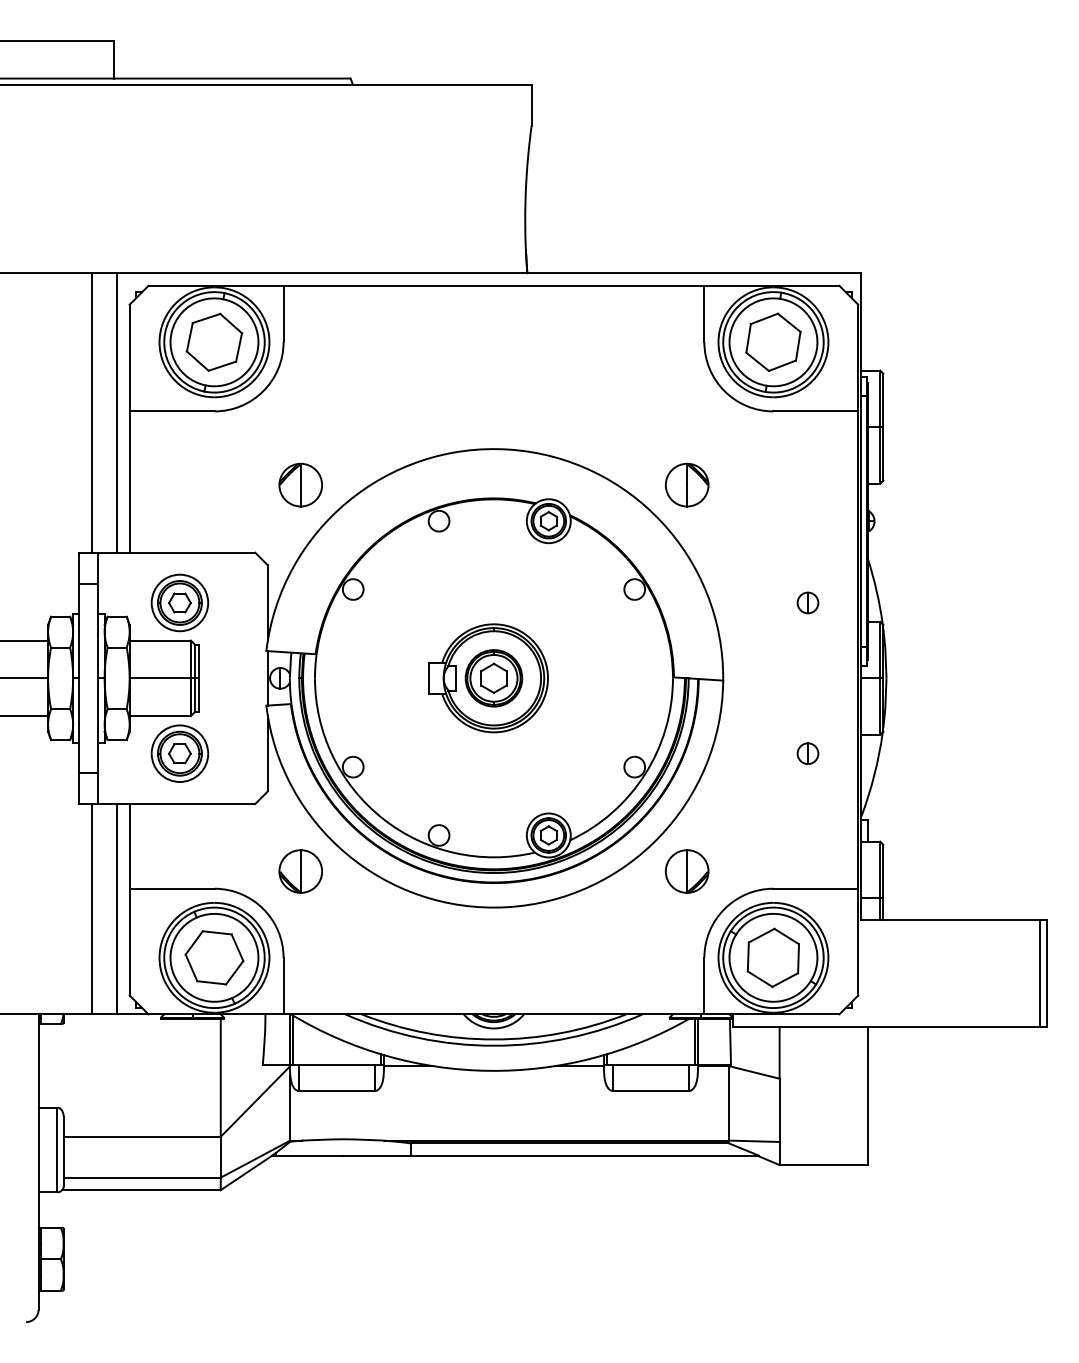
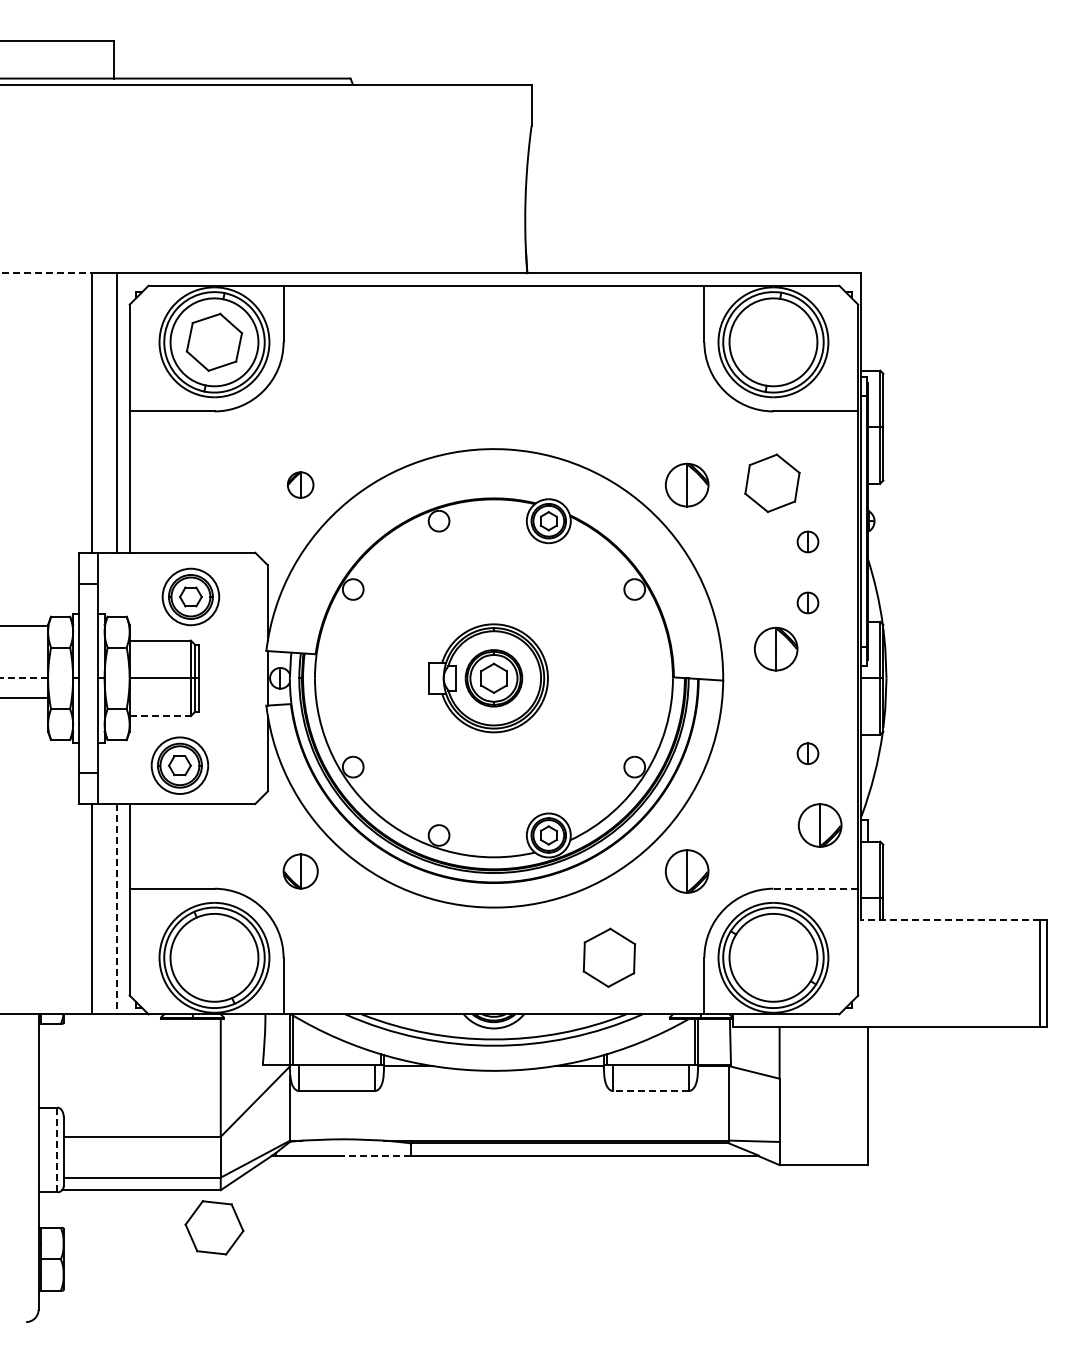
line: solid -> dashed (46, 273)
part position: (773, 341) -> (772, 482) (772, 482)
part size: 45x46 px -> 28x28 px (300, 484)
part: none -> present (807, 541)
part position: (179, 602) -> (190, 596) (190, 596)
line position: (25, 640) -> (25, 625) (25, 625)
part: none -> present (775, 648)
line: solid -> dashed (24, 678)
line position: (25, 716) -> (25, 698) (25, 698)
line: solid -> dashed (160, 716)
part position: (179, 753) -> (179, 765) (179, 765)
part: none -> present (819, 825)
part size: 45x45 px -> 37x37 px (300, 871)
line: solid -> dashed (815, 888)
line: solid -> dashed (117, 909)
line: solid -> dashed (950, 920)
part position: (214, 957) -> (214, 1227) (214, 1227)
part position: (772, 957) -> (608, 957) (608, 957)
line: solid -> dashed (650, 1091)
line: solid -> dashed (57, 1150)
line: solid -> dashed (376, 1155)
